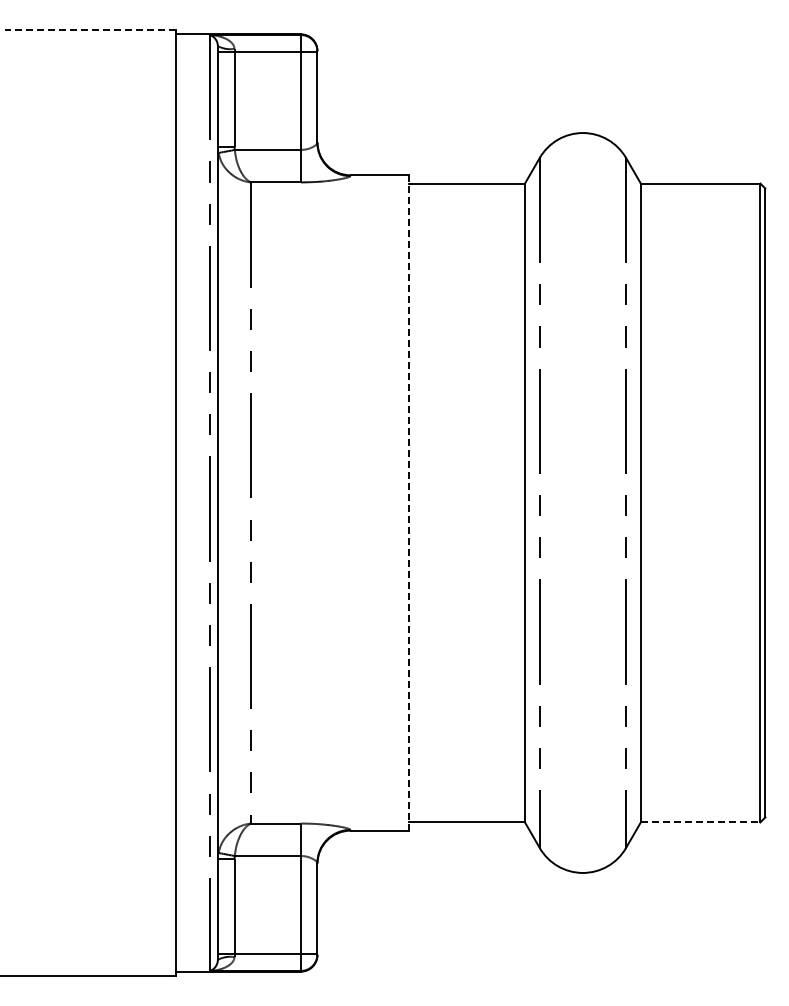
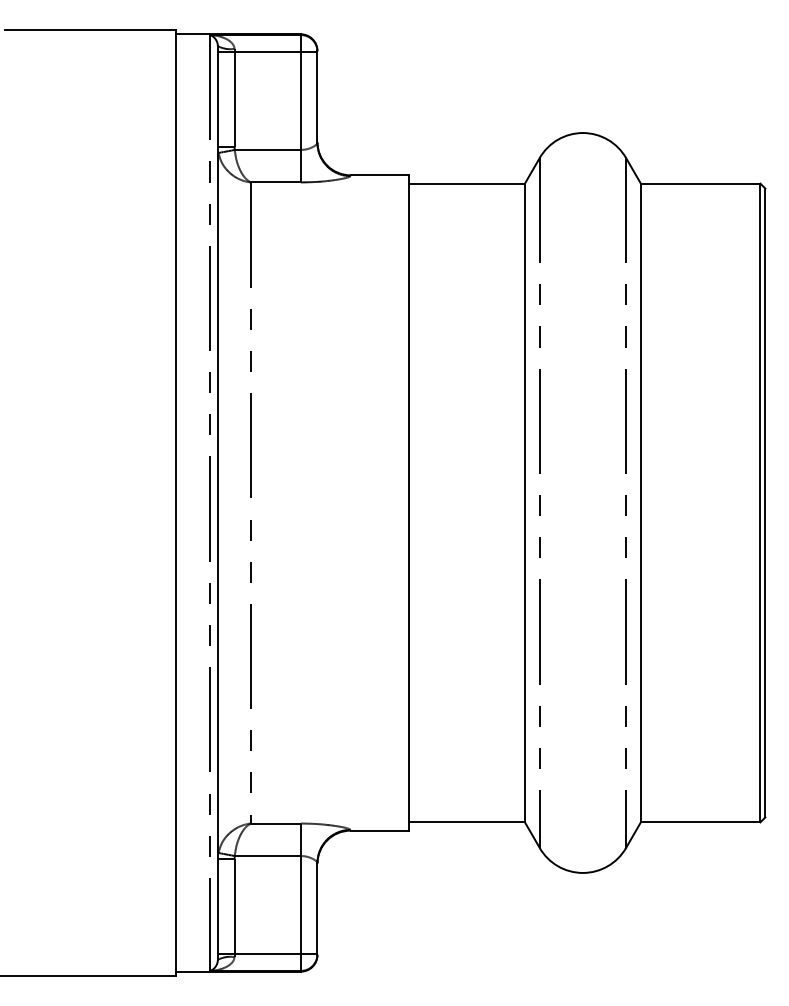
line: dashed -> solid (90, 30)
line: dashed -> solid (408, 503)
line: dashed -> solid (700, 822)
